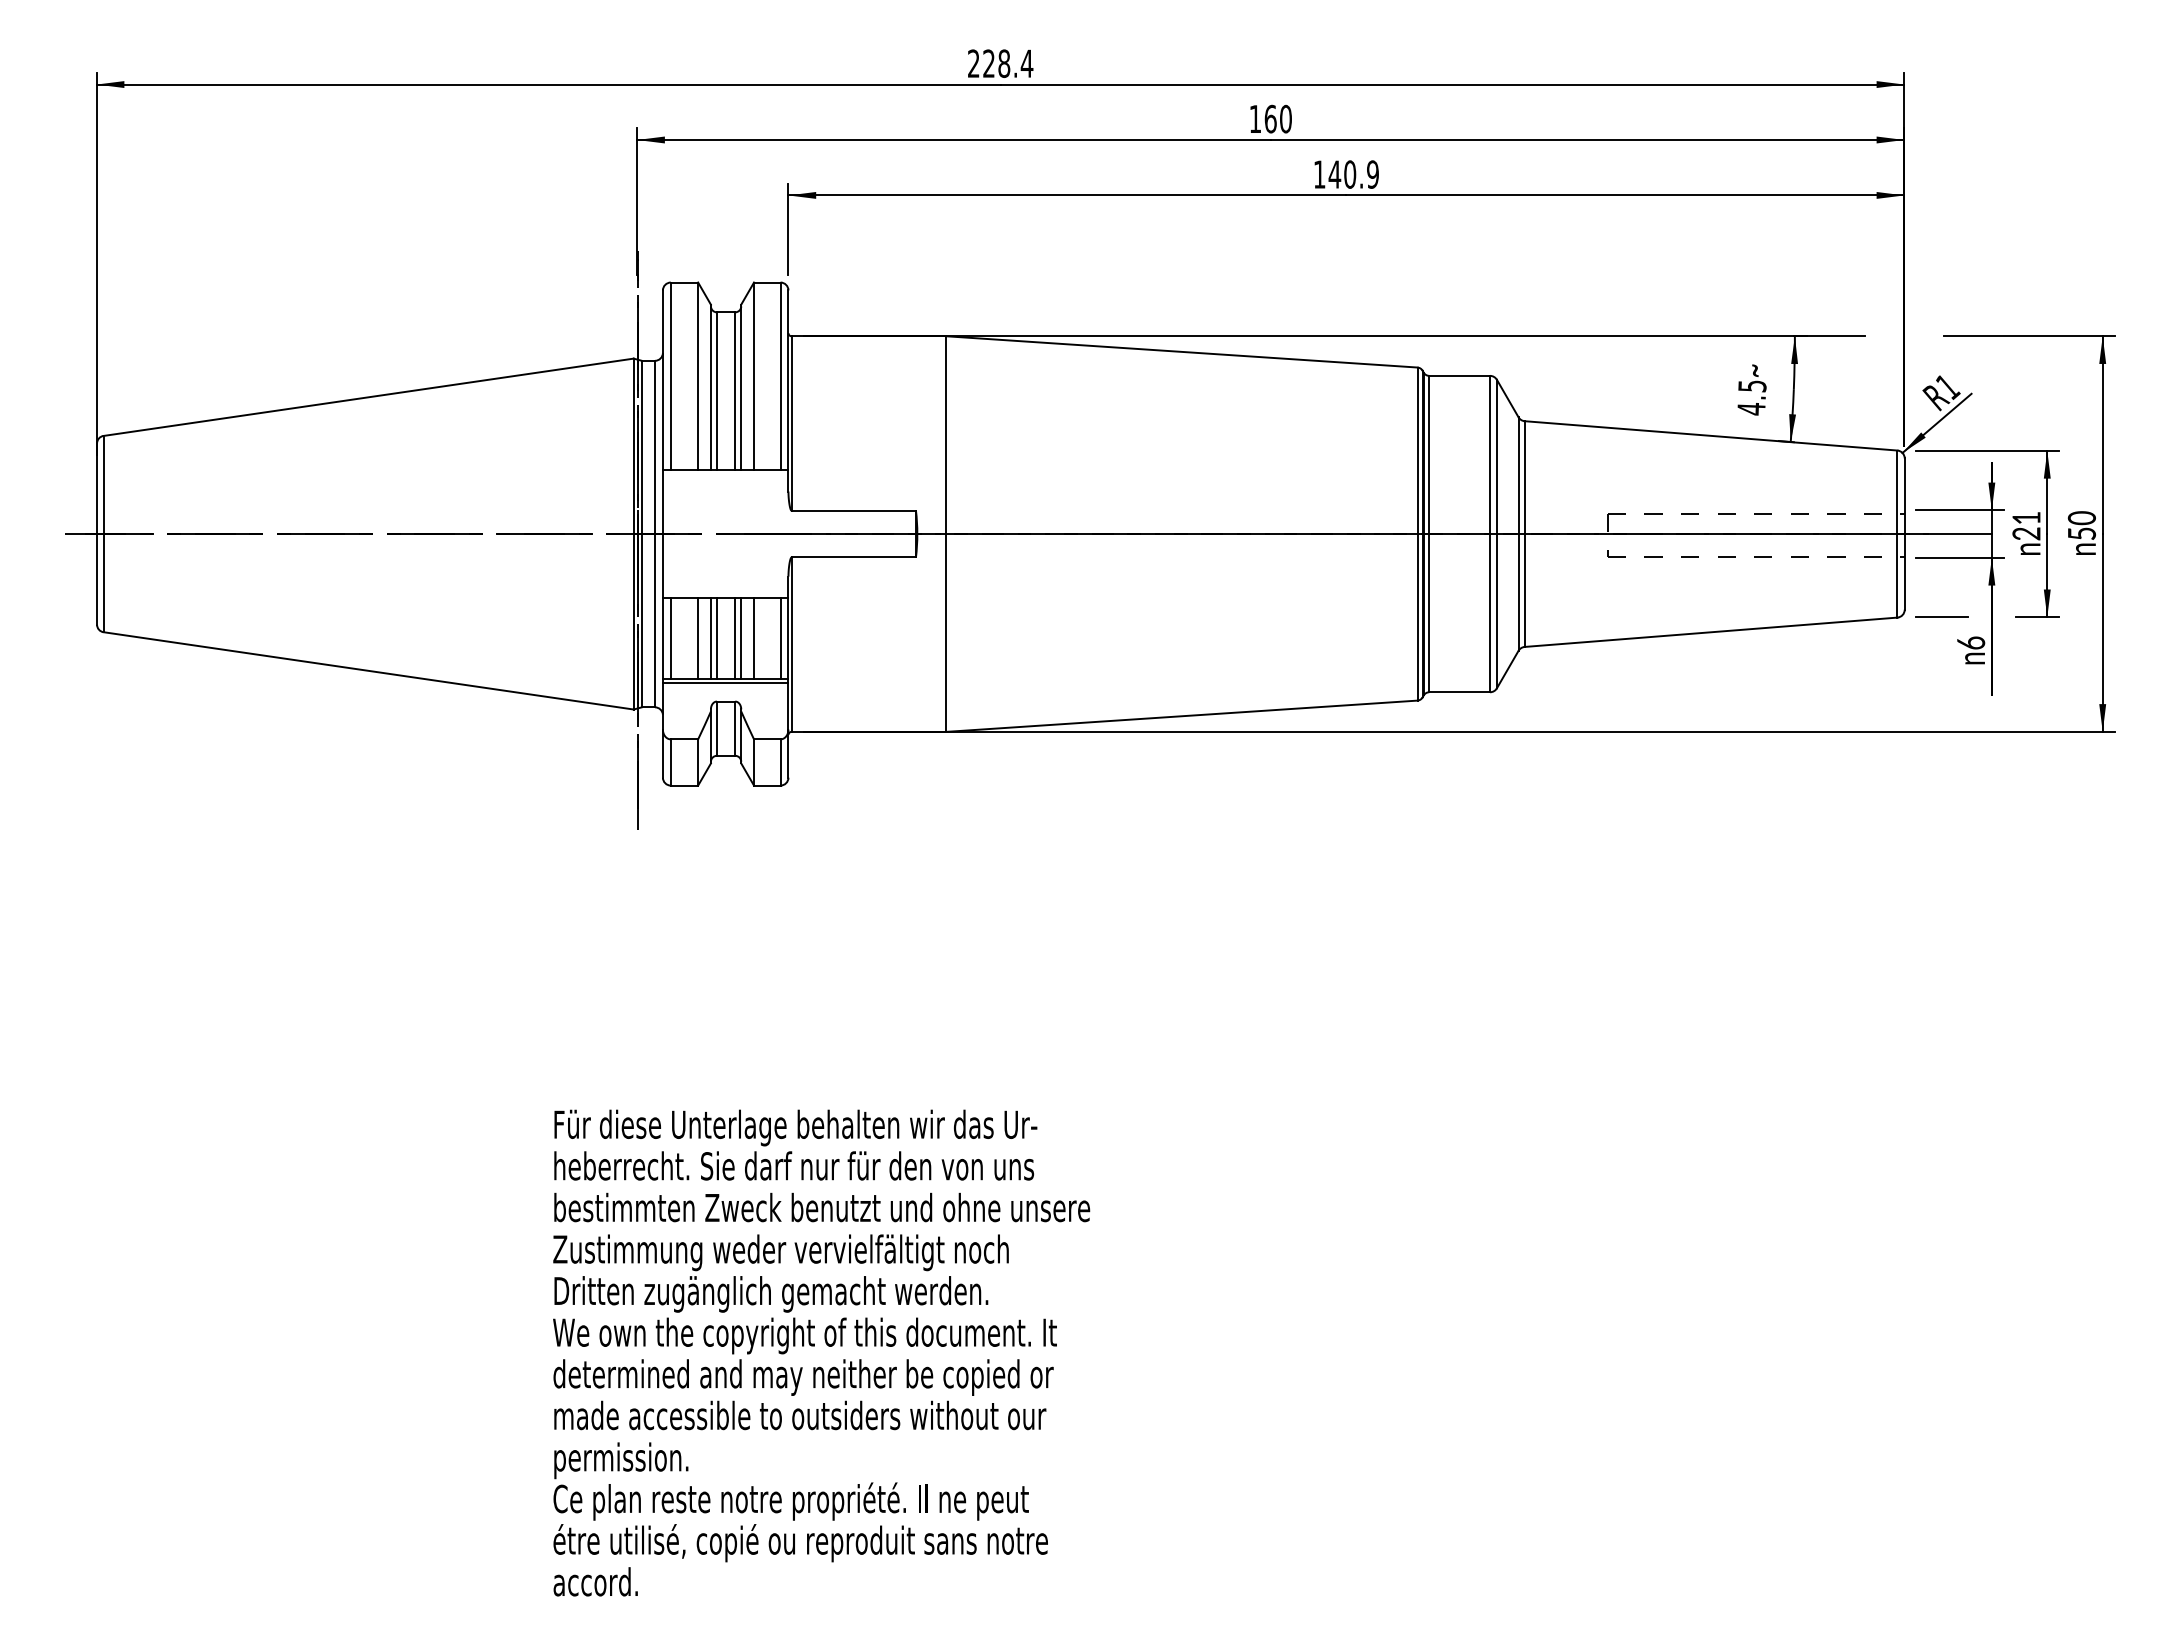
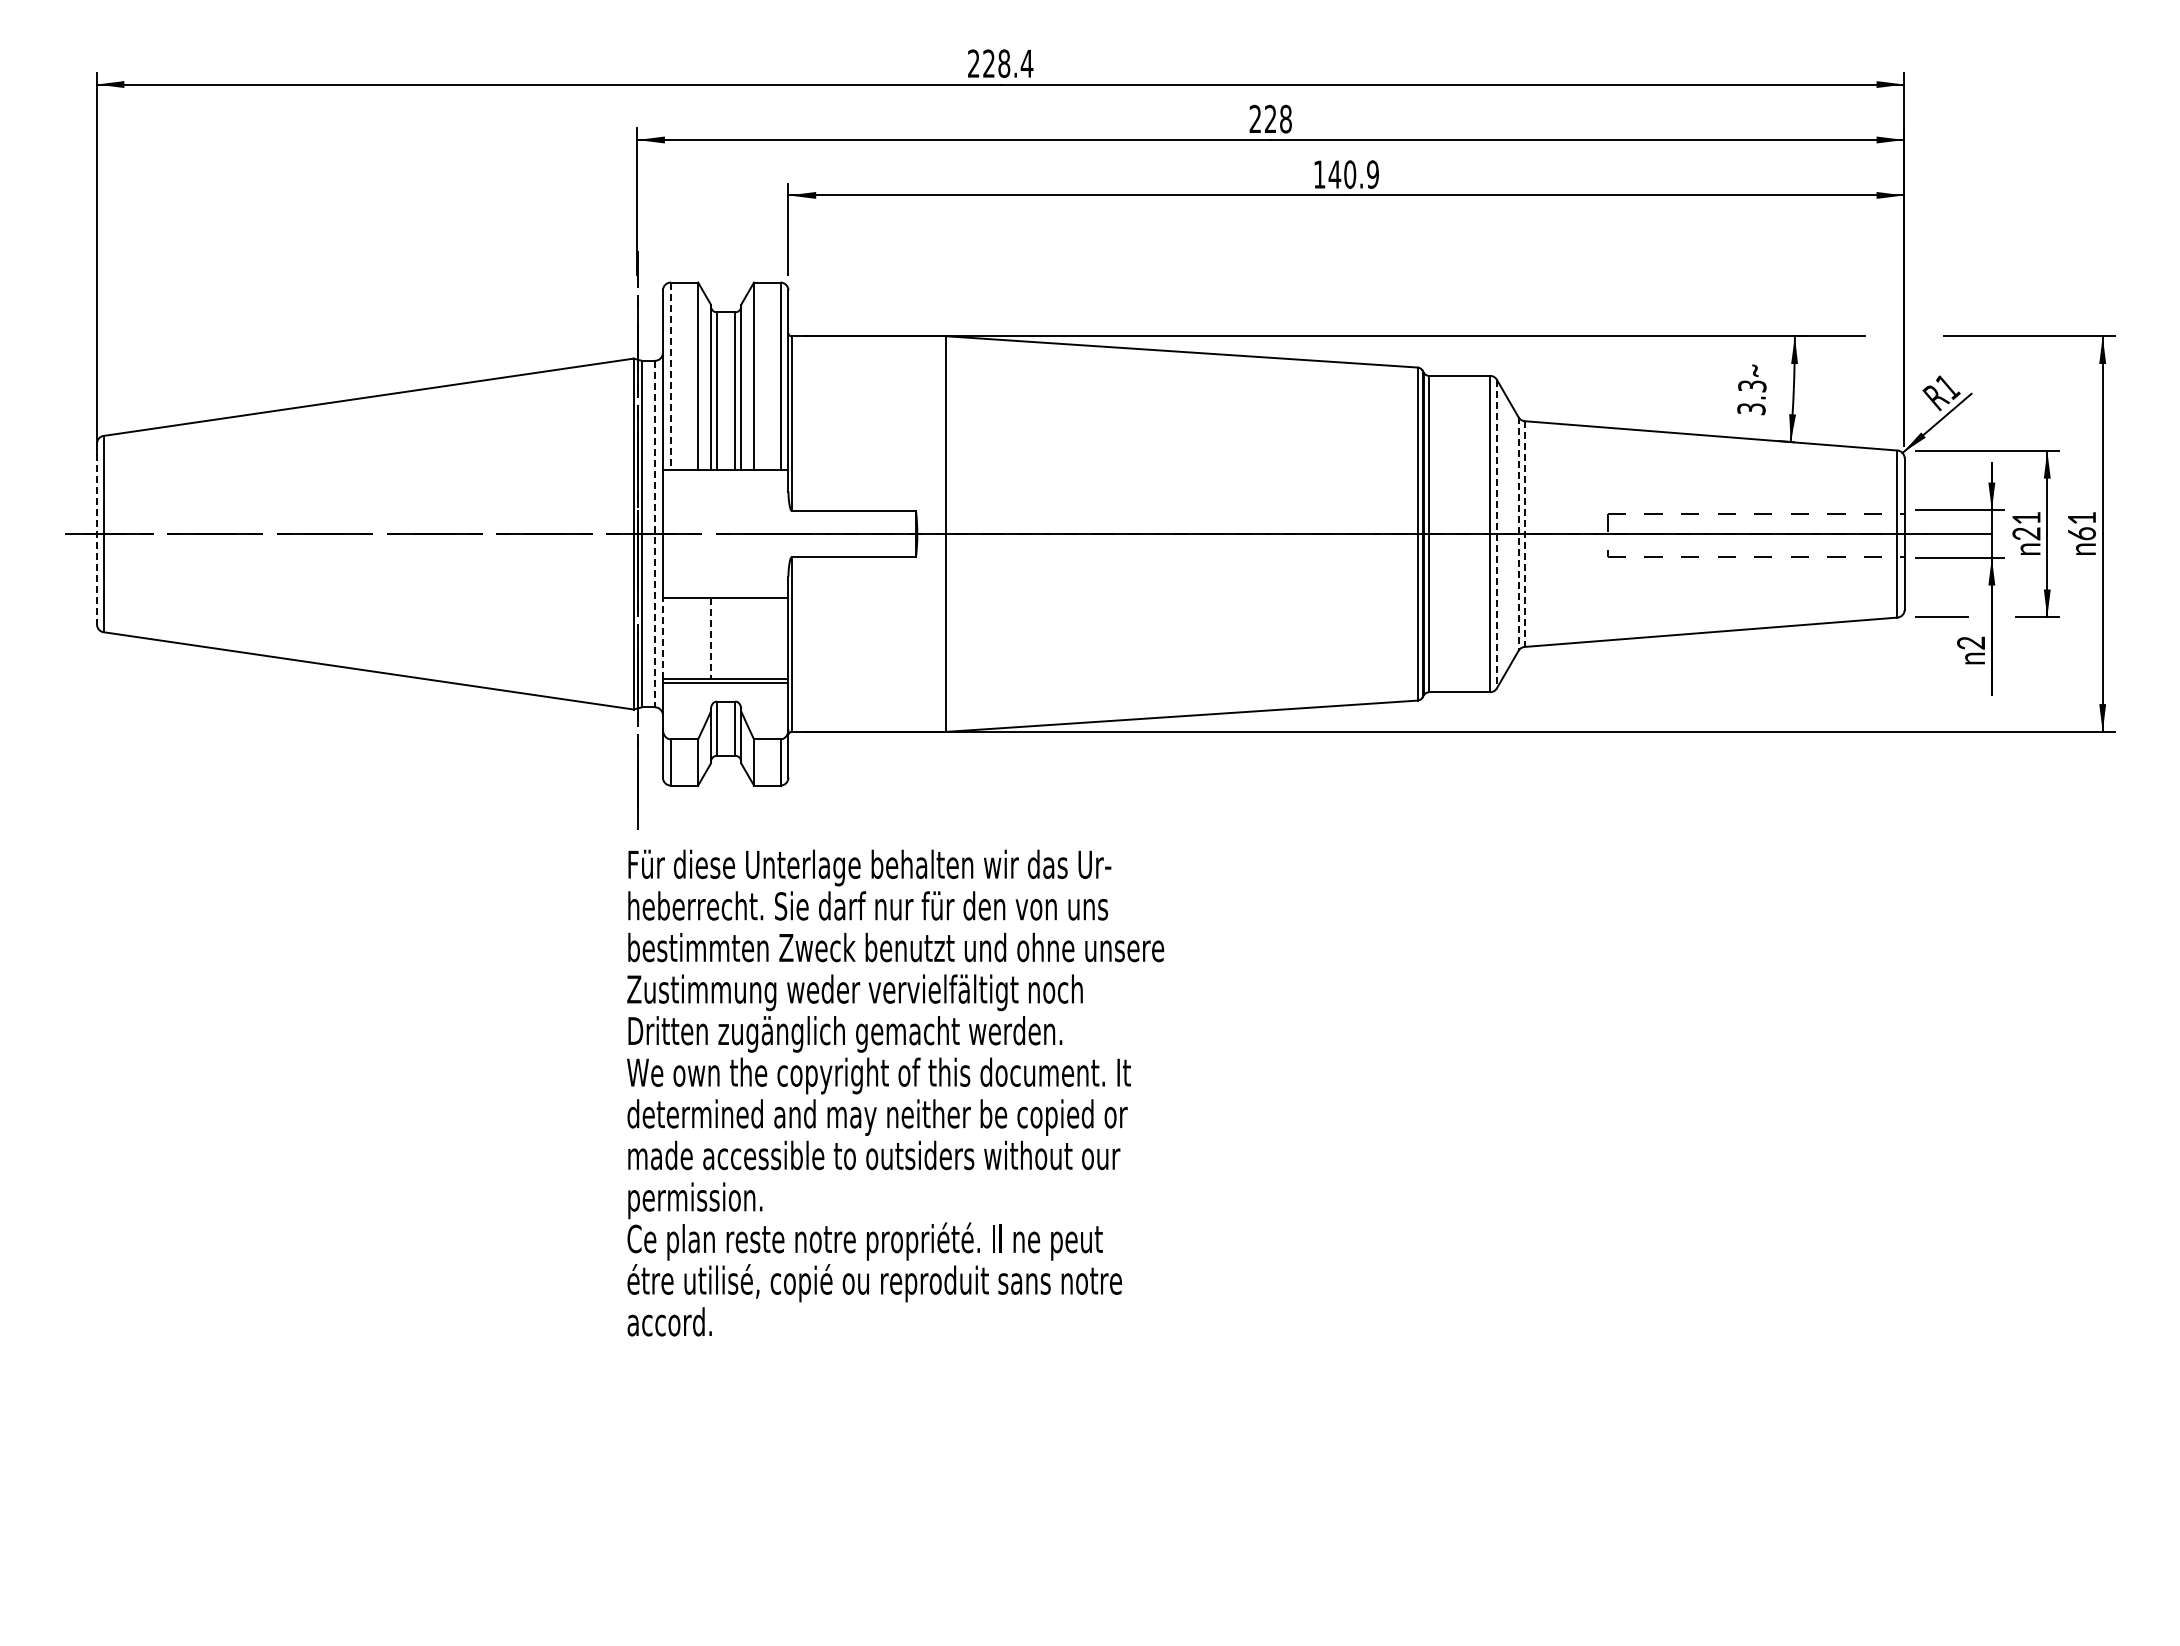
text: 160 -> 228 (1270, 118)
line: solid -> dashed (670, 376)
text: 4.5 -> 3.3 (1751, 397)
text: 50 -> 61 (2081, 525)
line: solid -> dashed (97, 534)
line: solid -> dashed (655, 534)
line: solid -> dashed (1496, 534)
line: solid -> dashed (1518, 534)
line: solid -> dashed (1524, 534)
line: solid -> dashed (662, 638)
line: present -> none (670, 638)
line: present -> none (698, 638)
line: solid -> dashed (710, 638)
line: present -> none (716, 638)
line: present -> none (735, 638)
line: present -> none (741, 638)
line: present -> none (754, 638)
line: present -> none (780, 638)
text: 6 -> 2 (1971, 642)
text position: (821, 1352) -> (895, 1092) (895, 1092)
